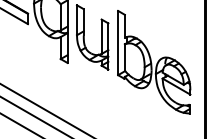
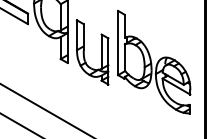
part position: (84, 37) -> (84, 52) (84, 52)
line: present -> none (35, 116)
